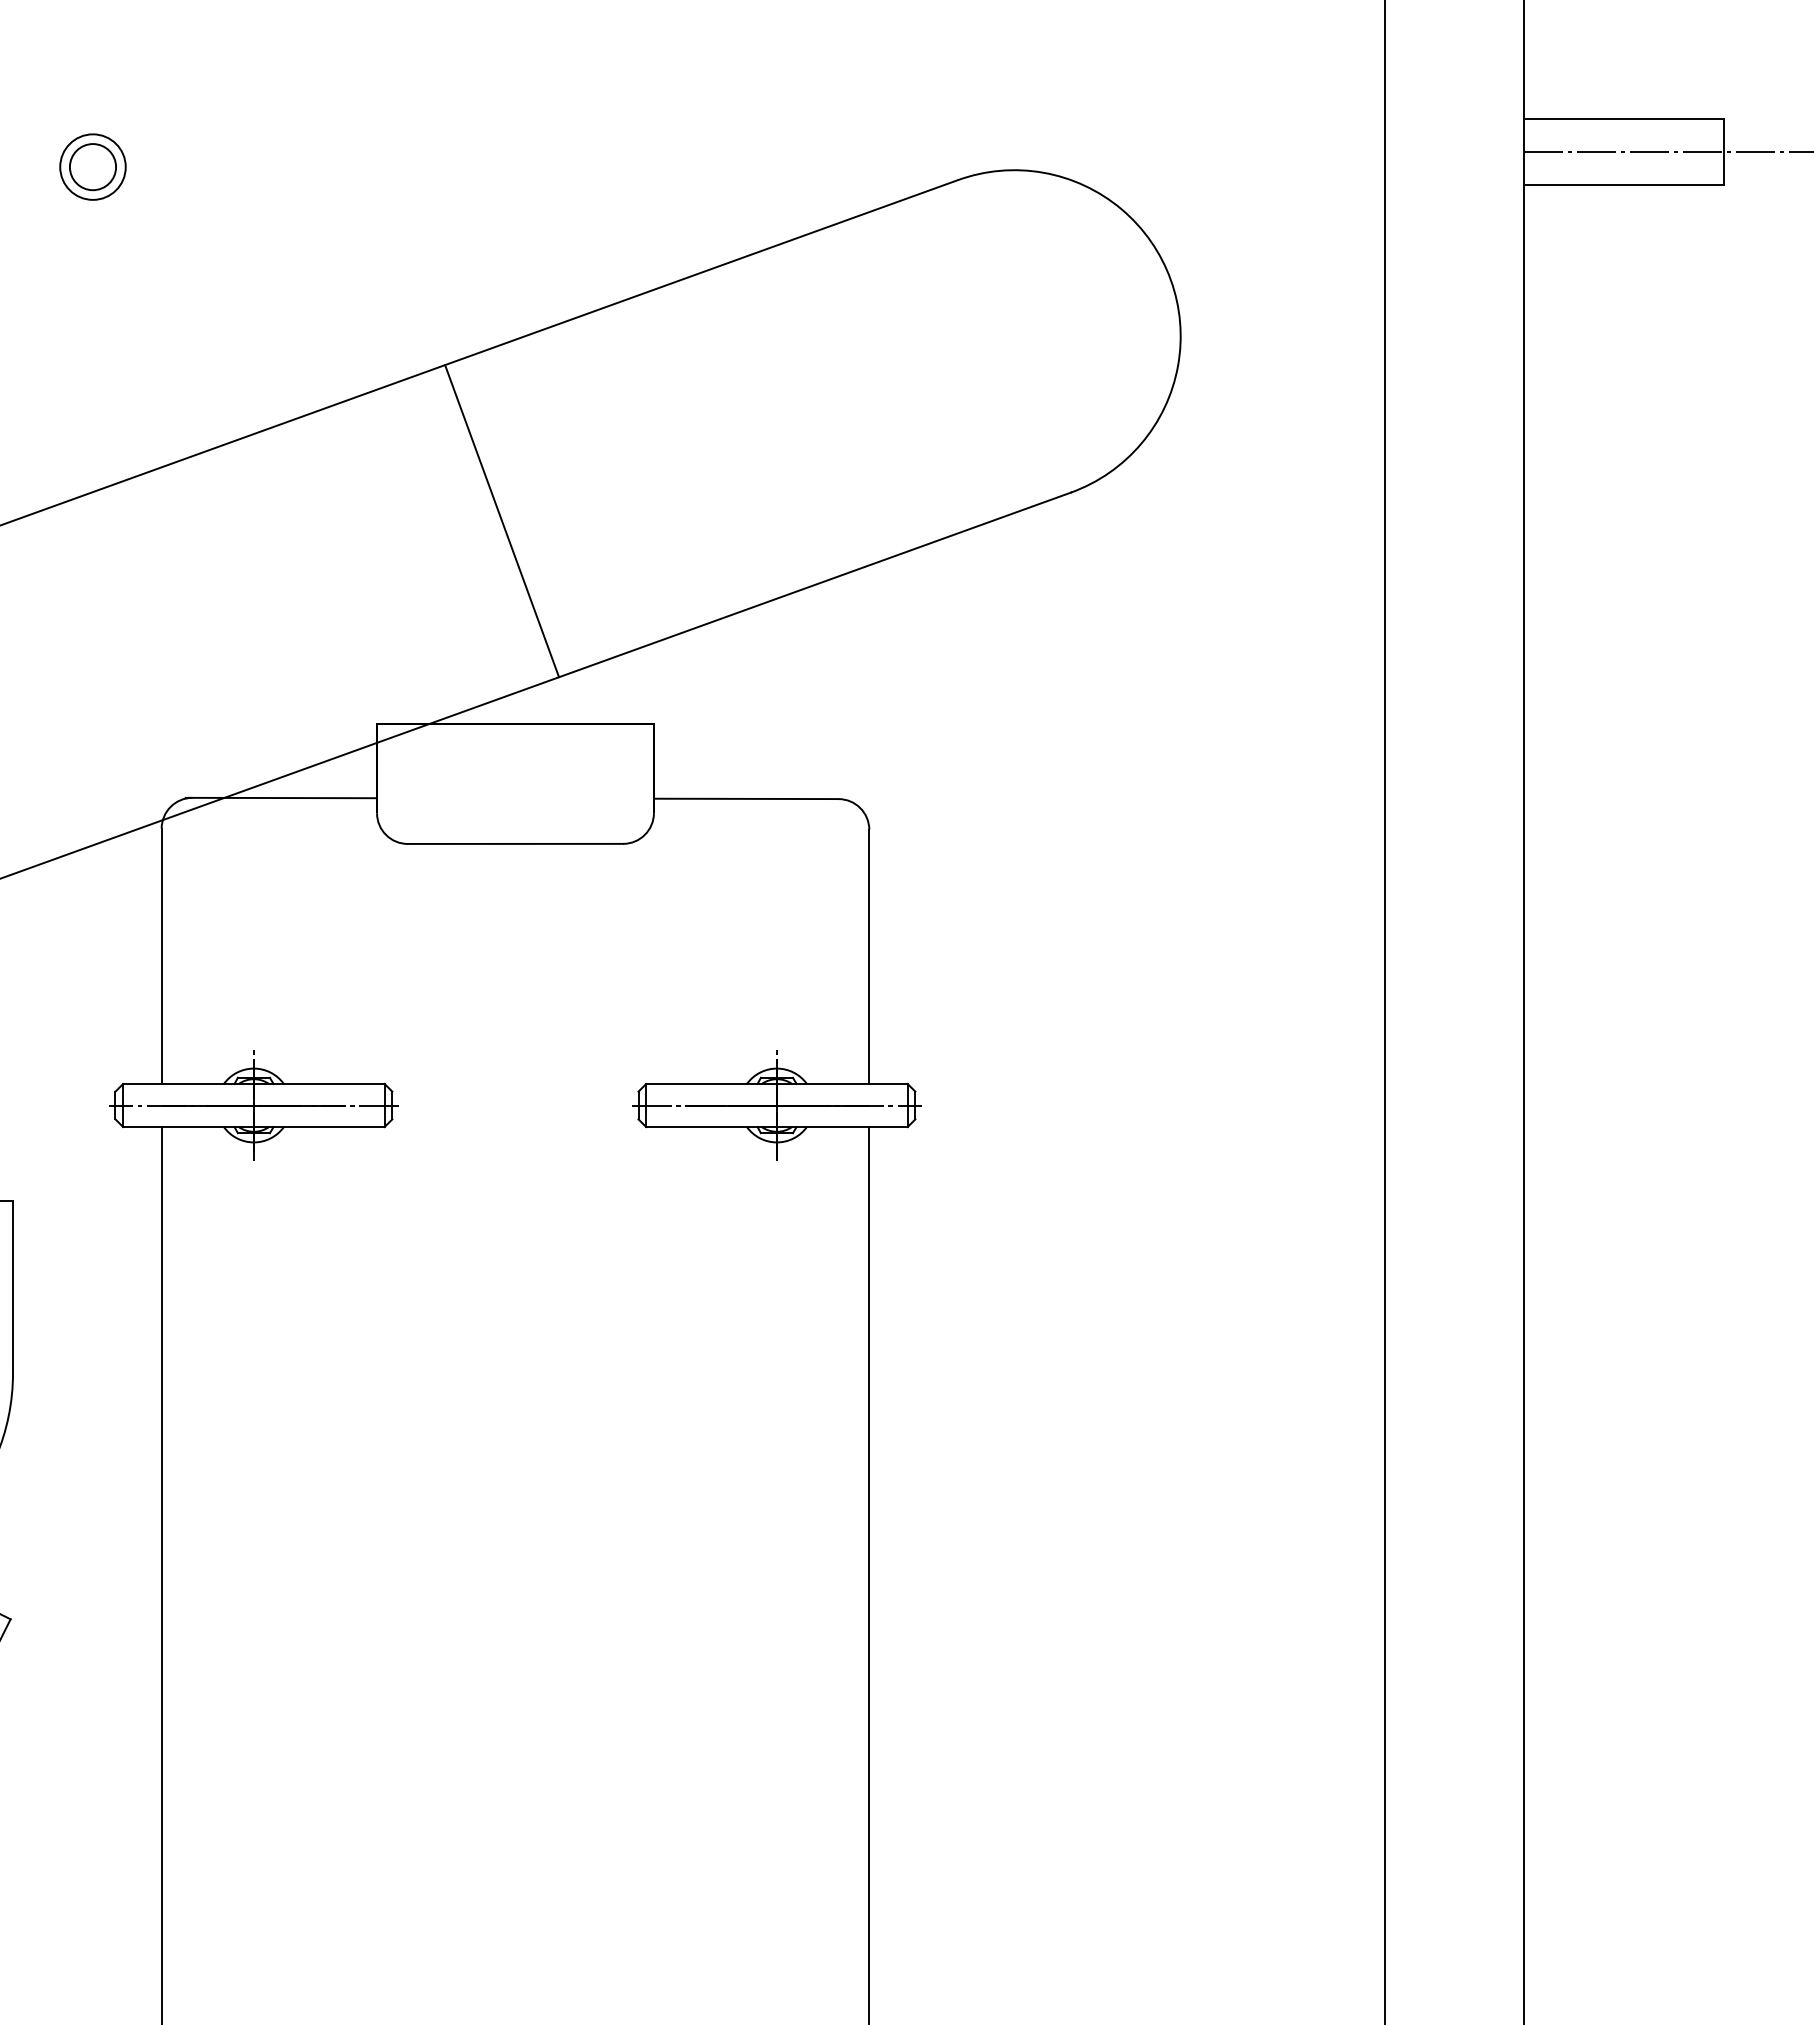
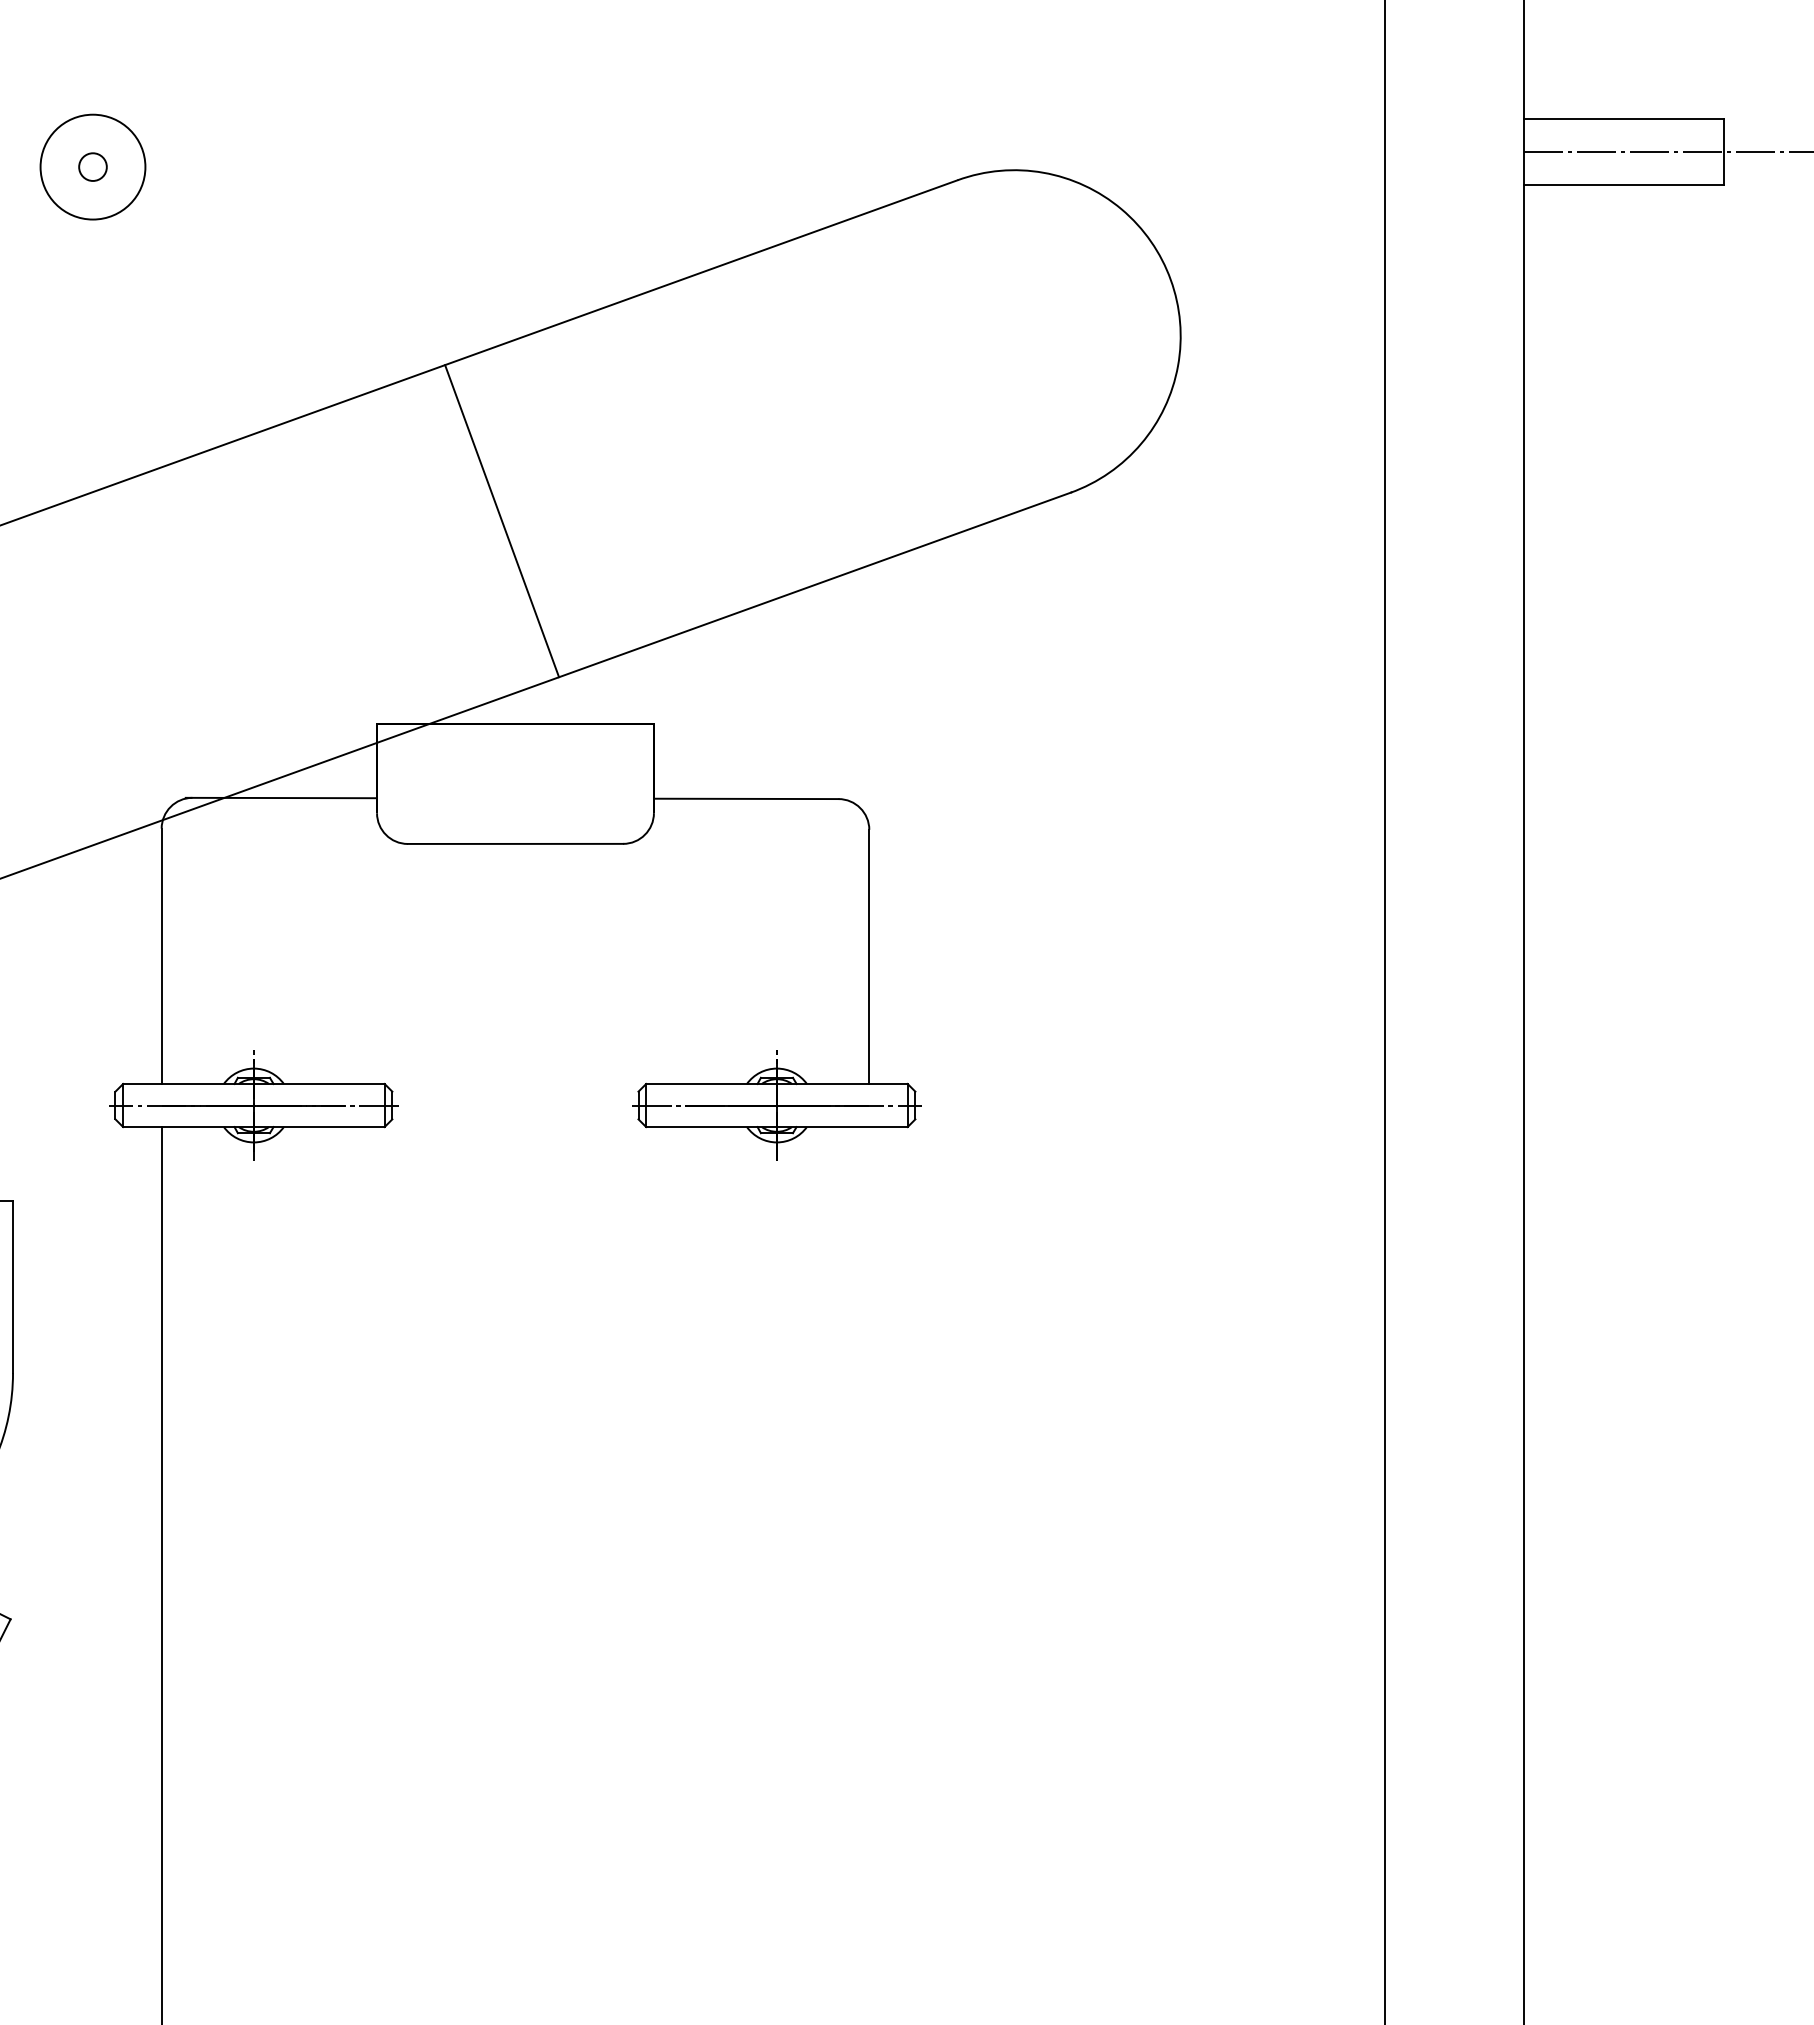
circle diameter: 66 px -> 105 px (92, 166)
circle diameter: 46 px -> 28 px (92, 166)
line: present -> none (869, 1574)
